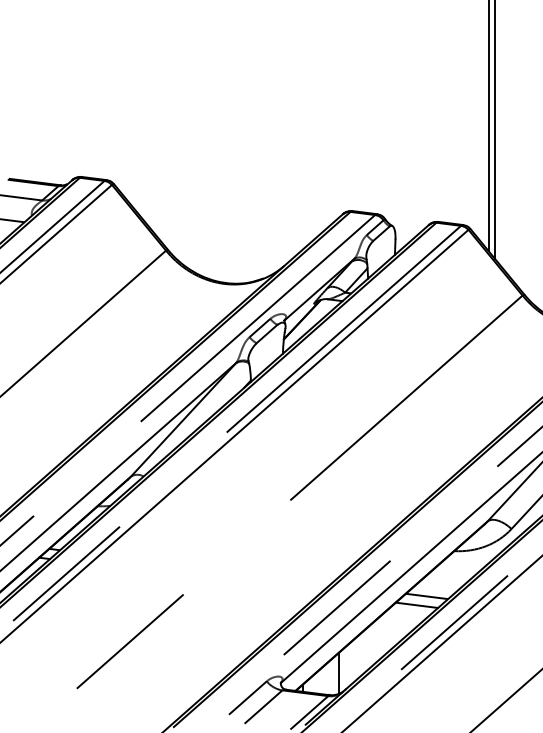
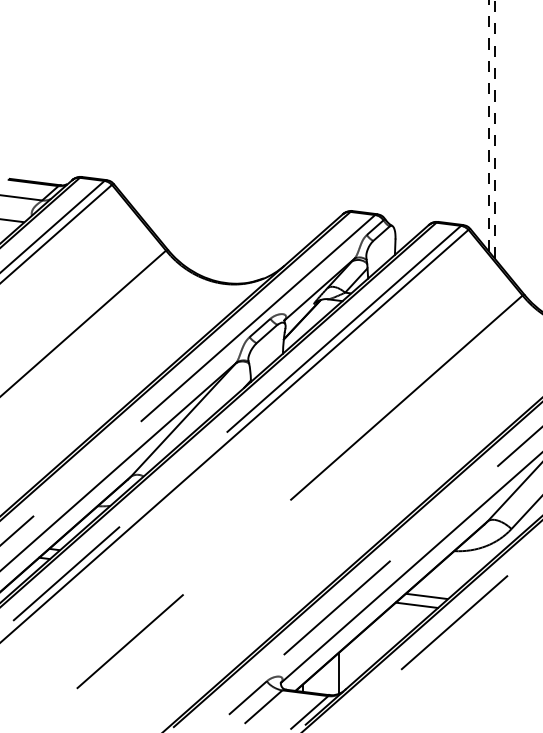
line: solid -> dashed (488, 125)
line: solid -> dashed (494, 129)
line: present -> none (441, 643)
line: present -> none (506, 700)
